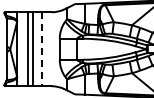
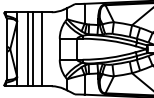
line: dashed -> solid (41, 49)
